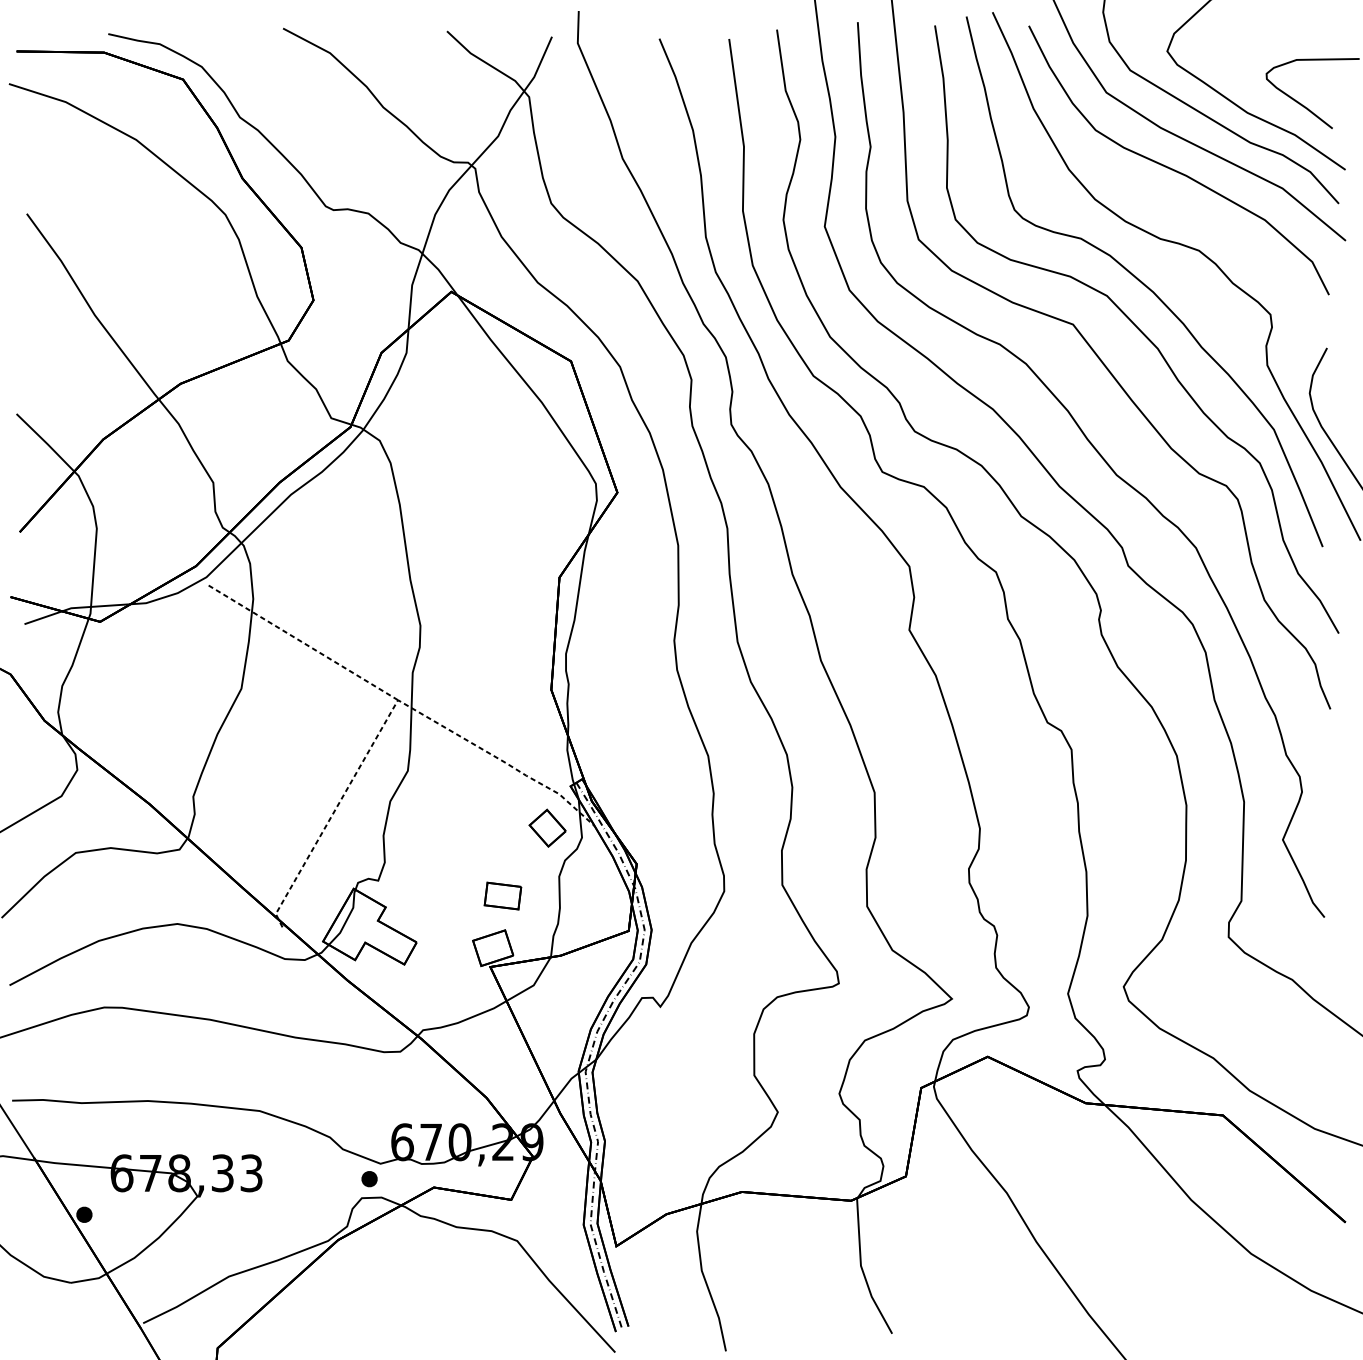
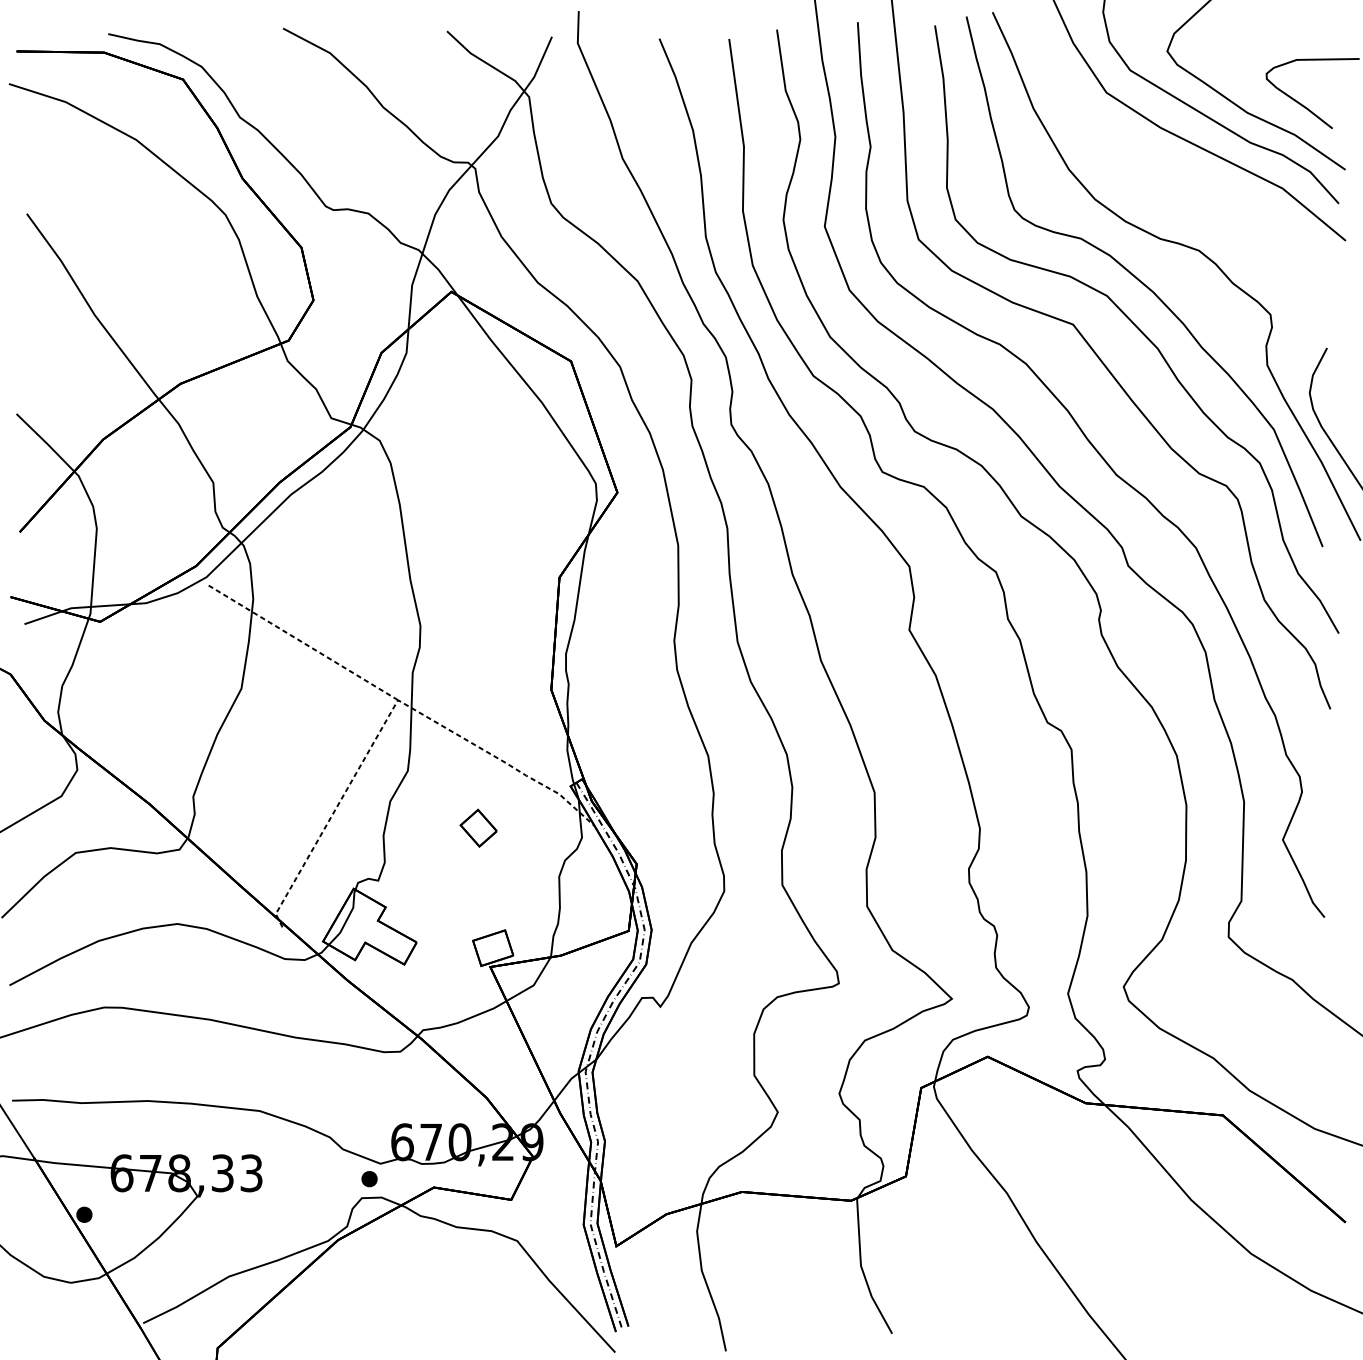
curve: present -> none (1175, 169)
part position: (547, 827) -> (478, 827) (478, 827)
part: present -> none (502, 895)
